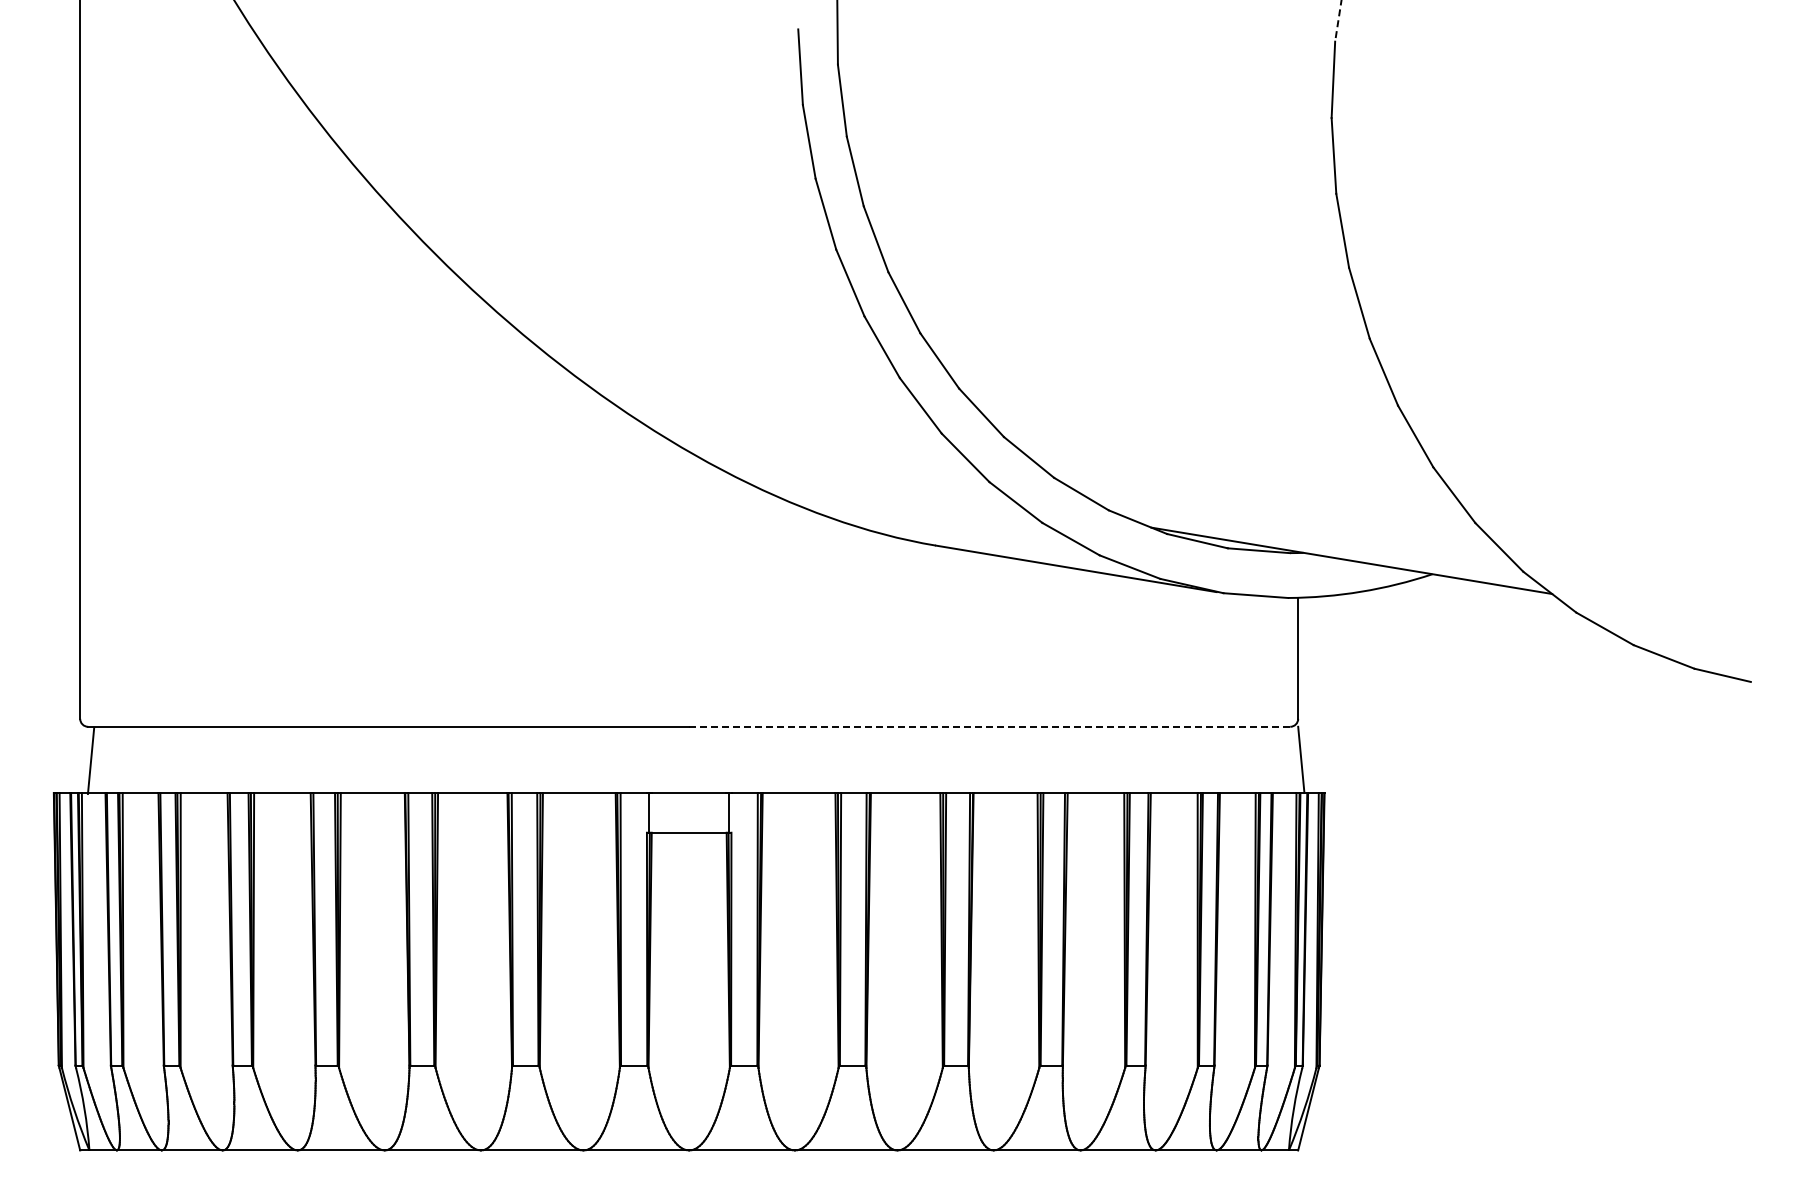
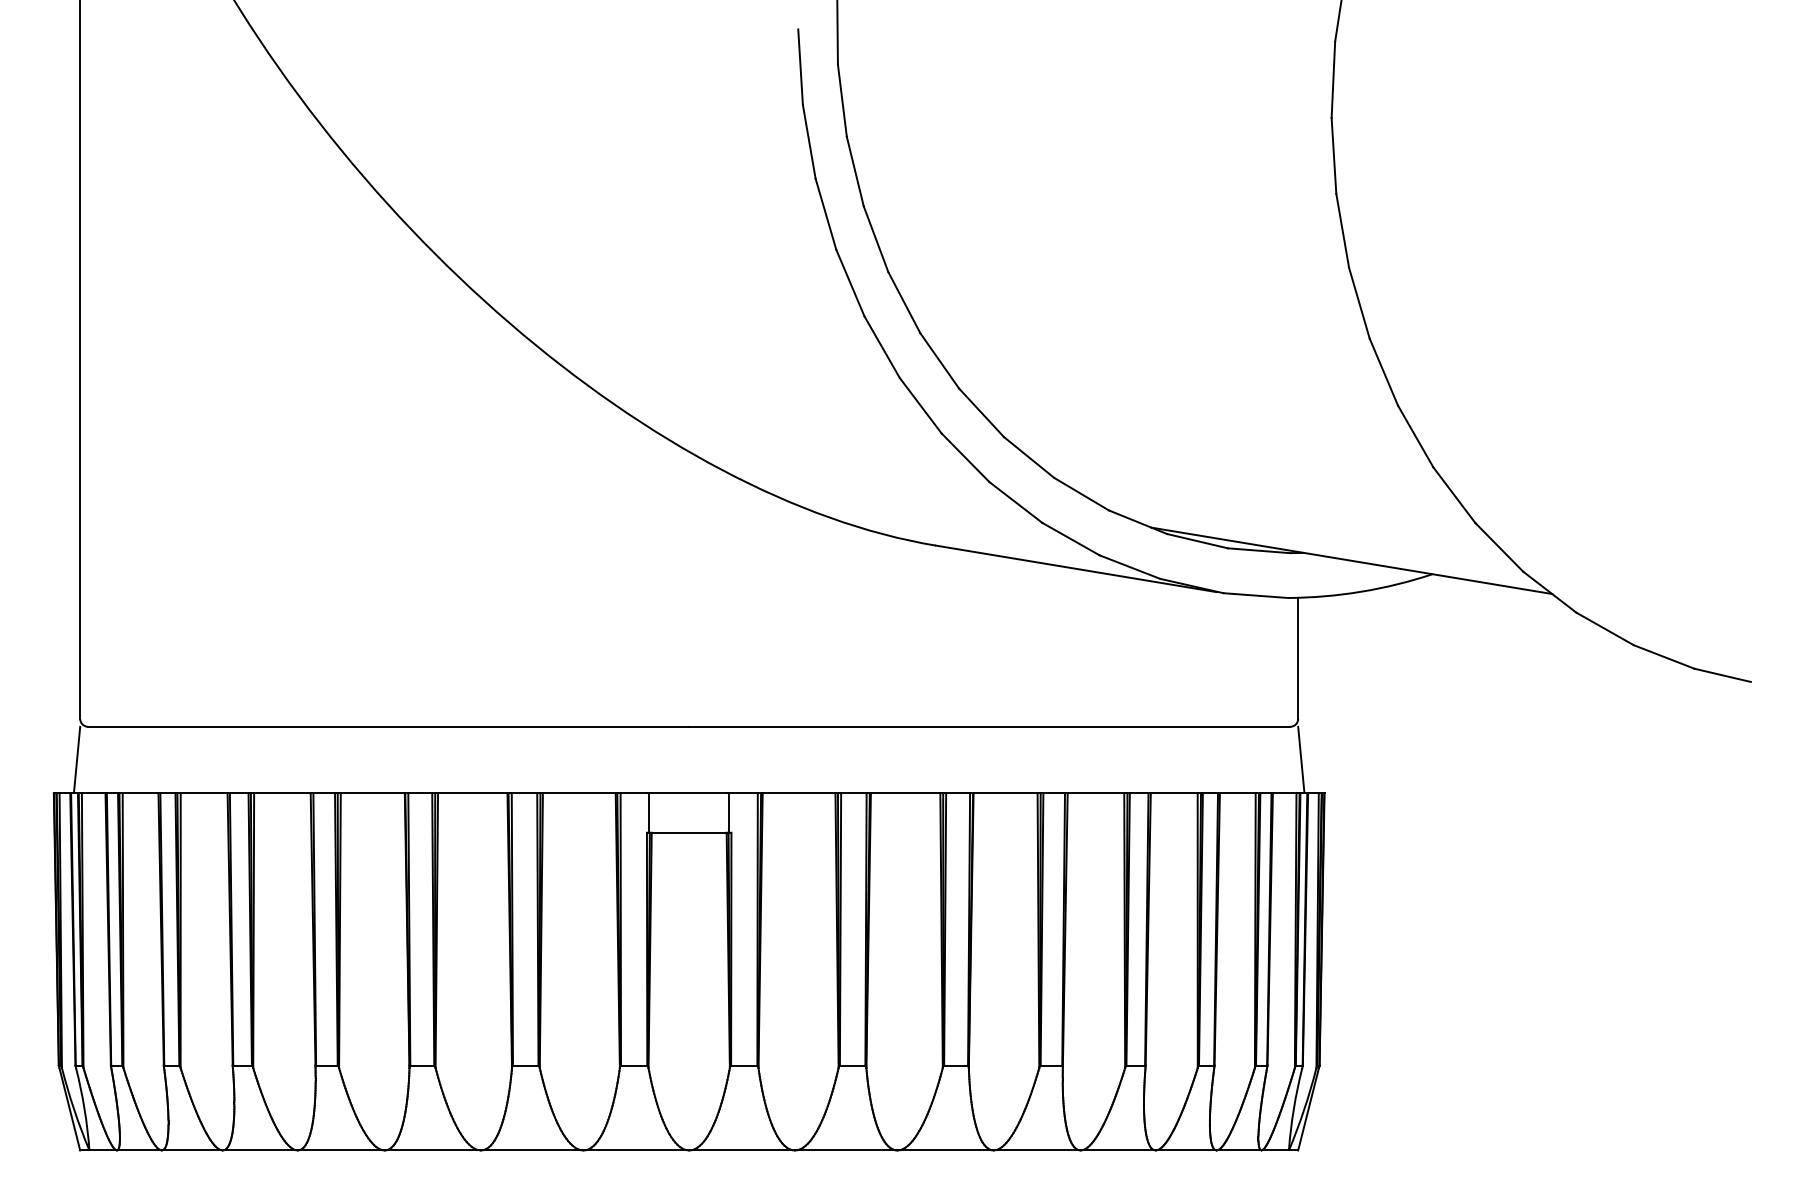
line: dashed -> solid (1338, 21)
line: dashed -> solid (989, 726)
line position: (90, 760) -> (76, 759) (76, 759)
